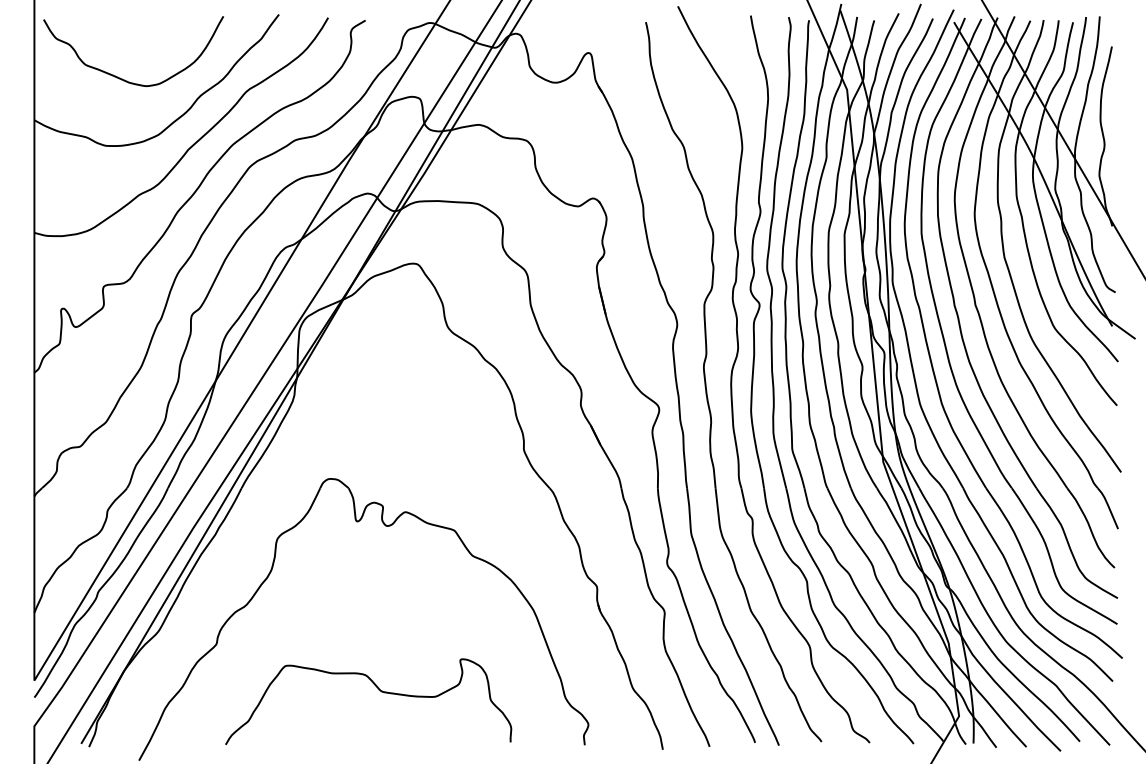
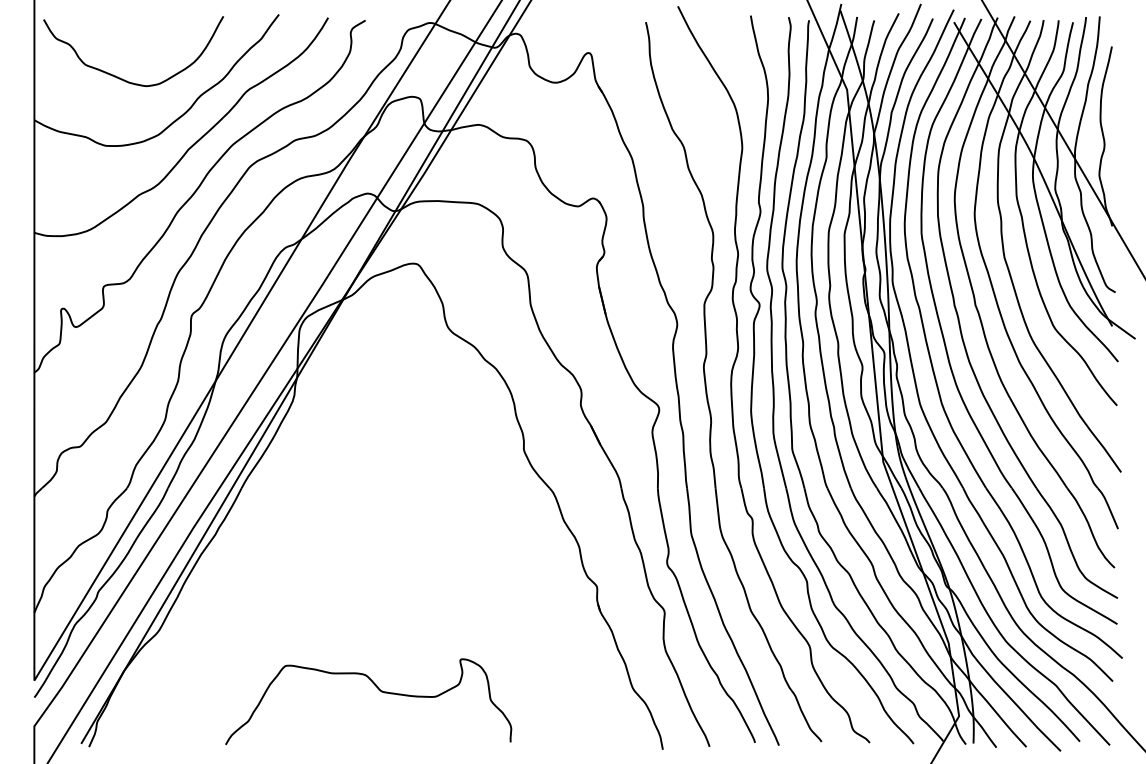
part: present -> none (385, 526)
